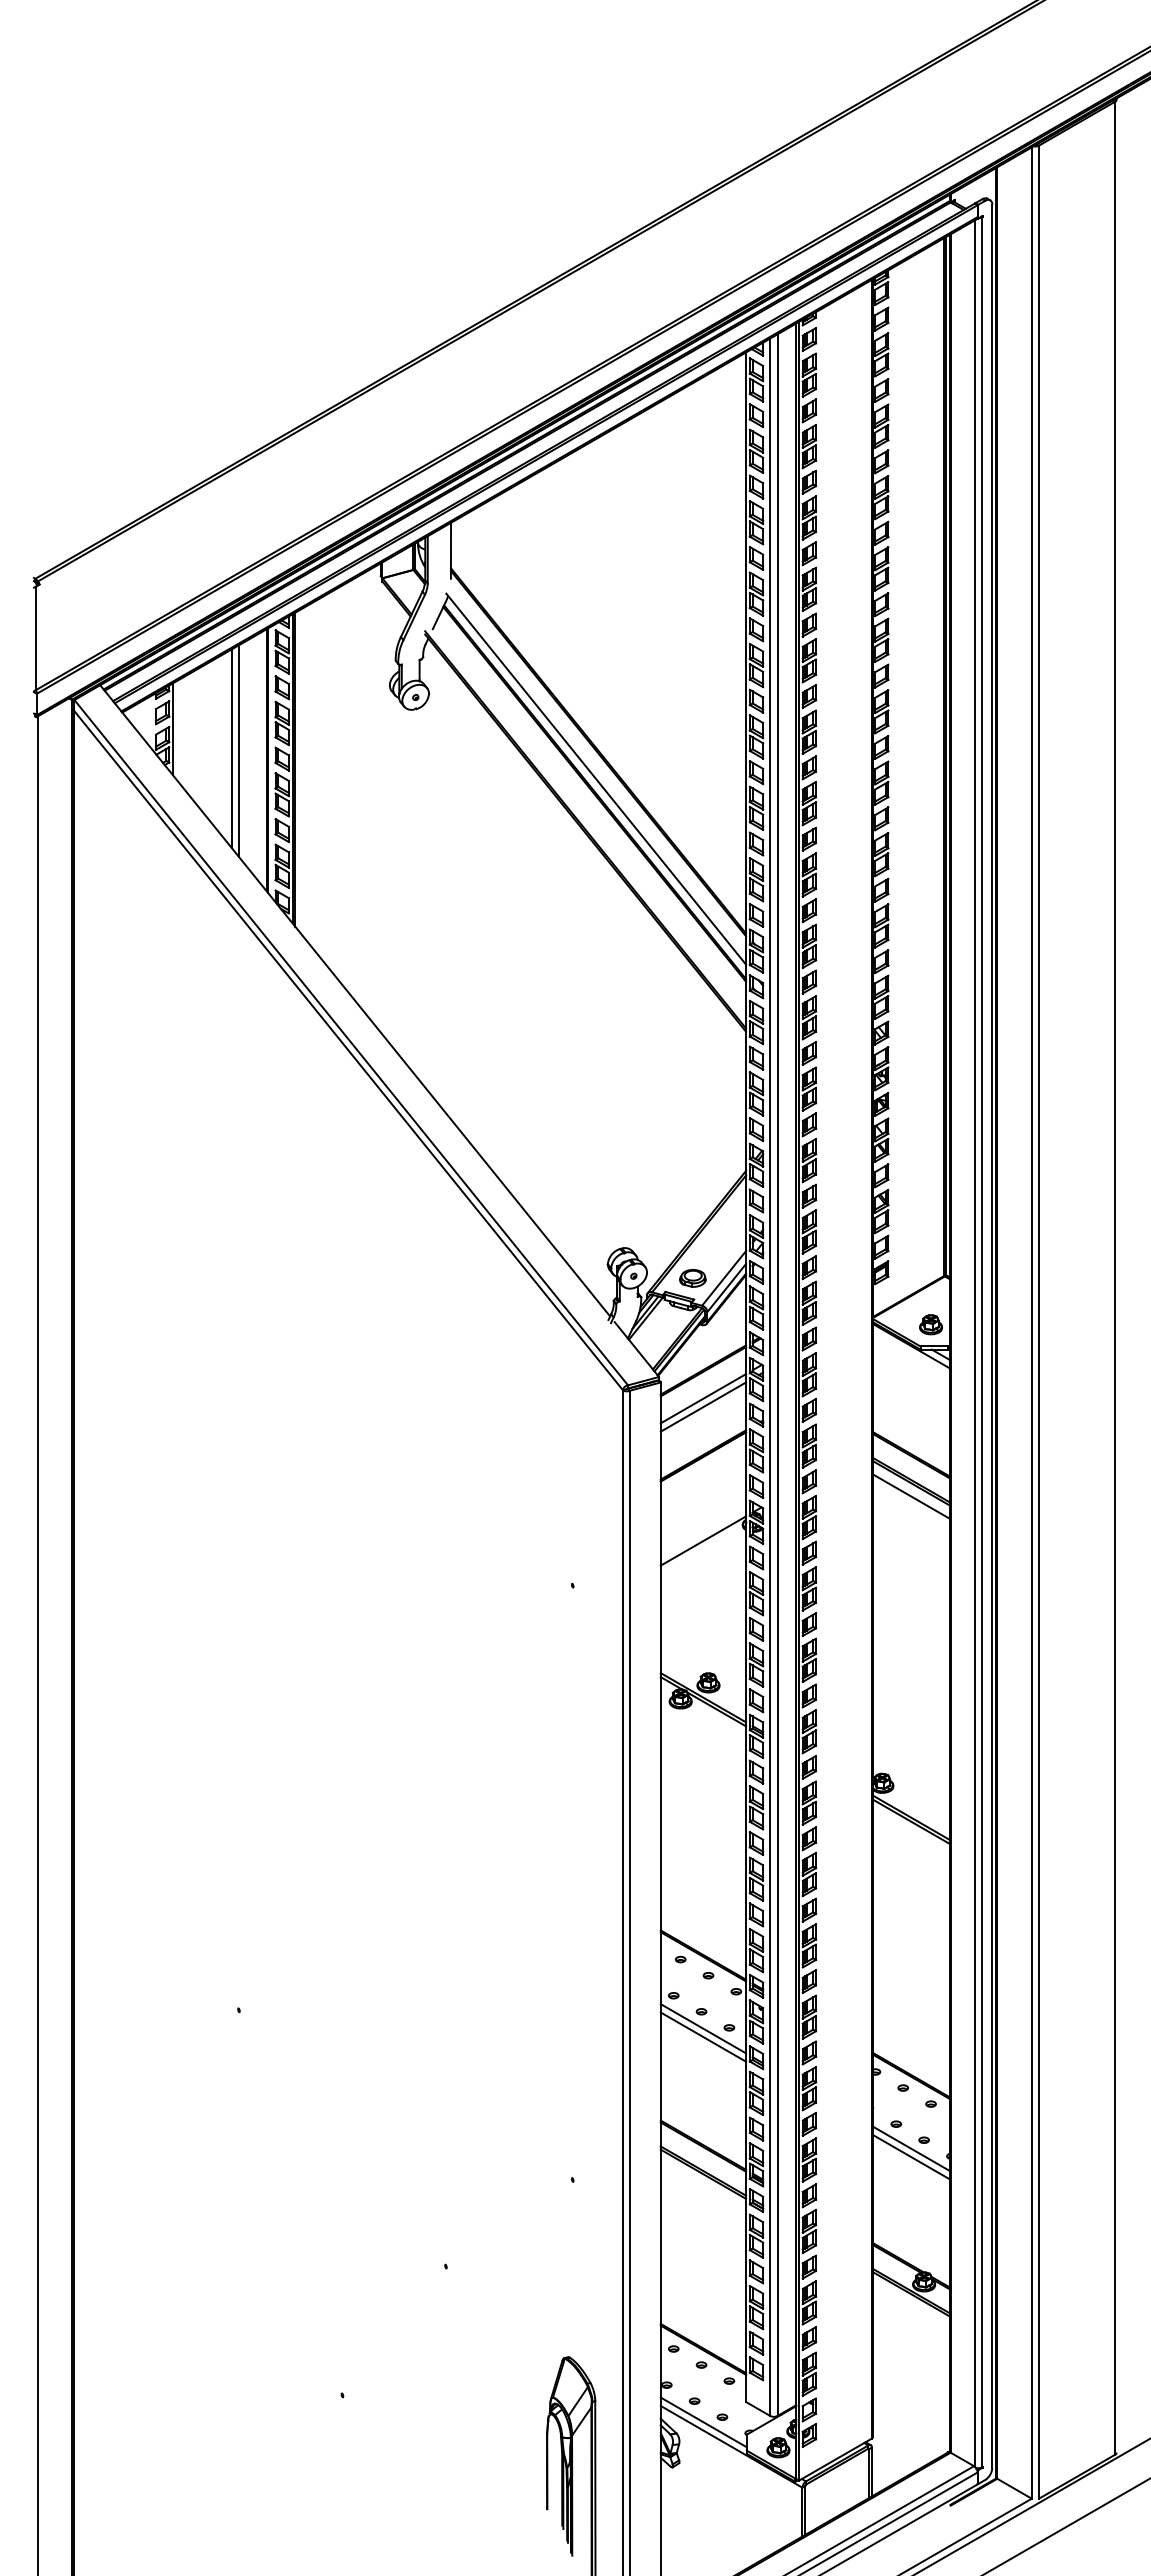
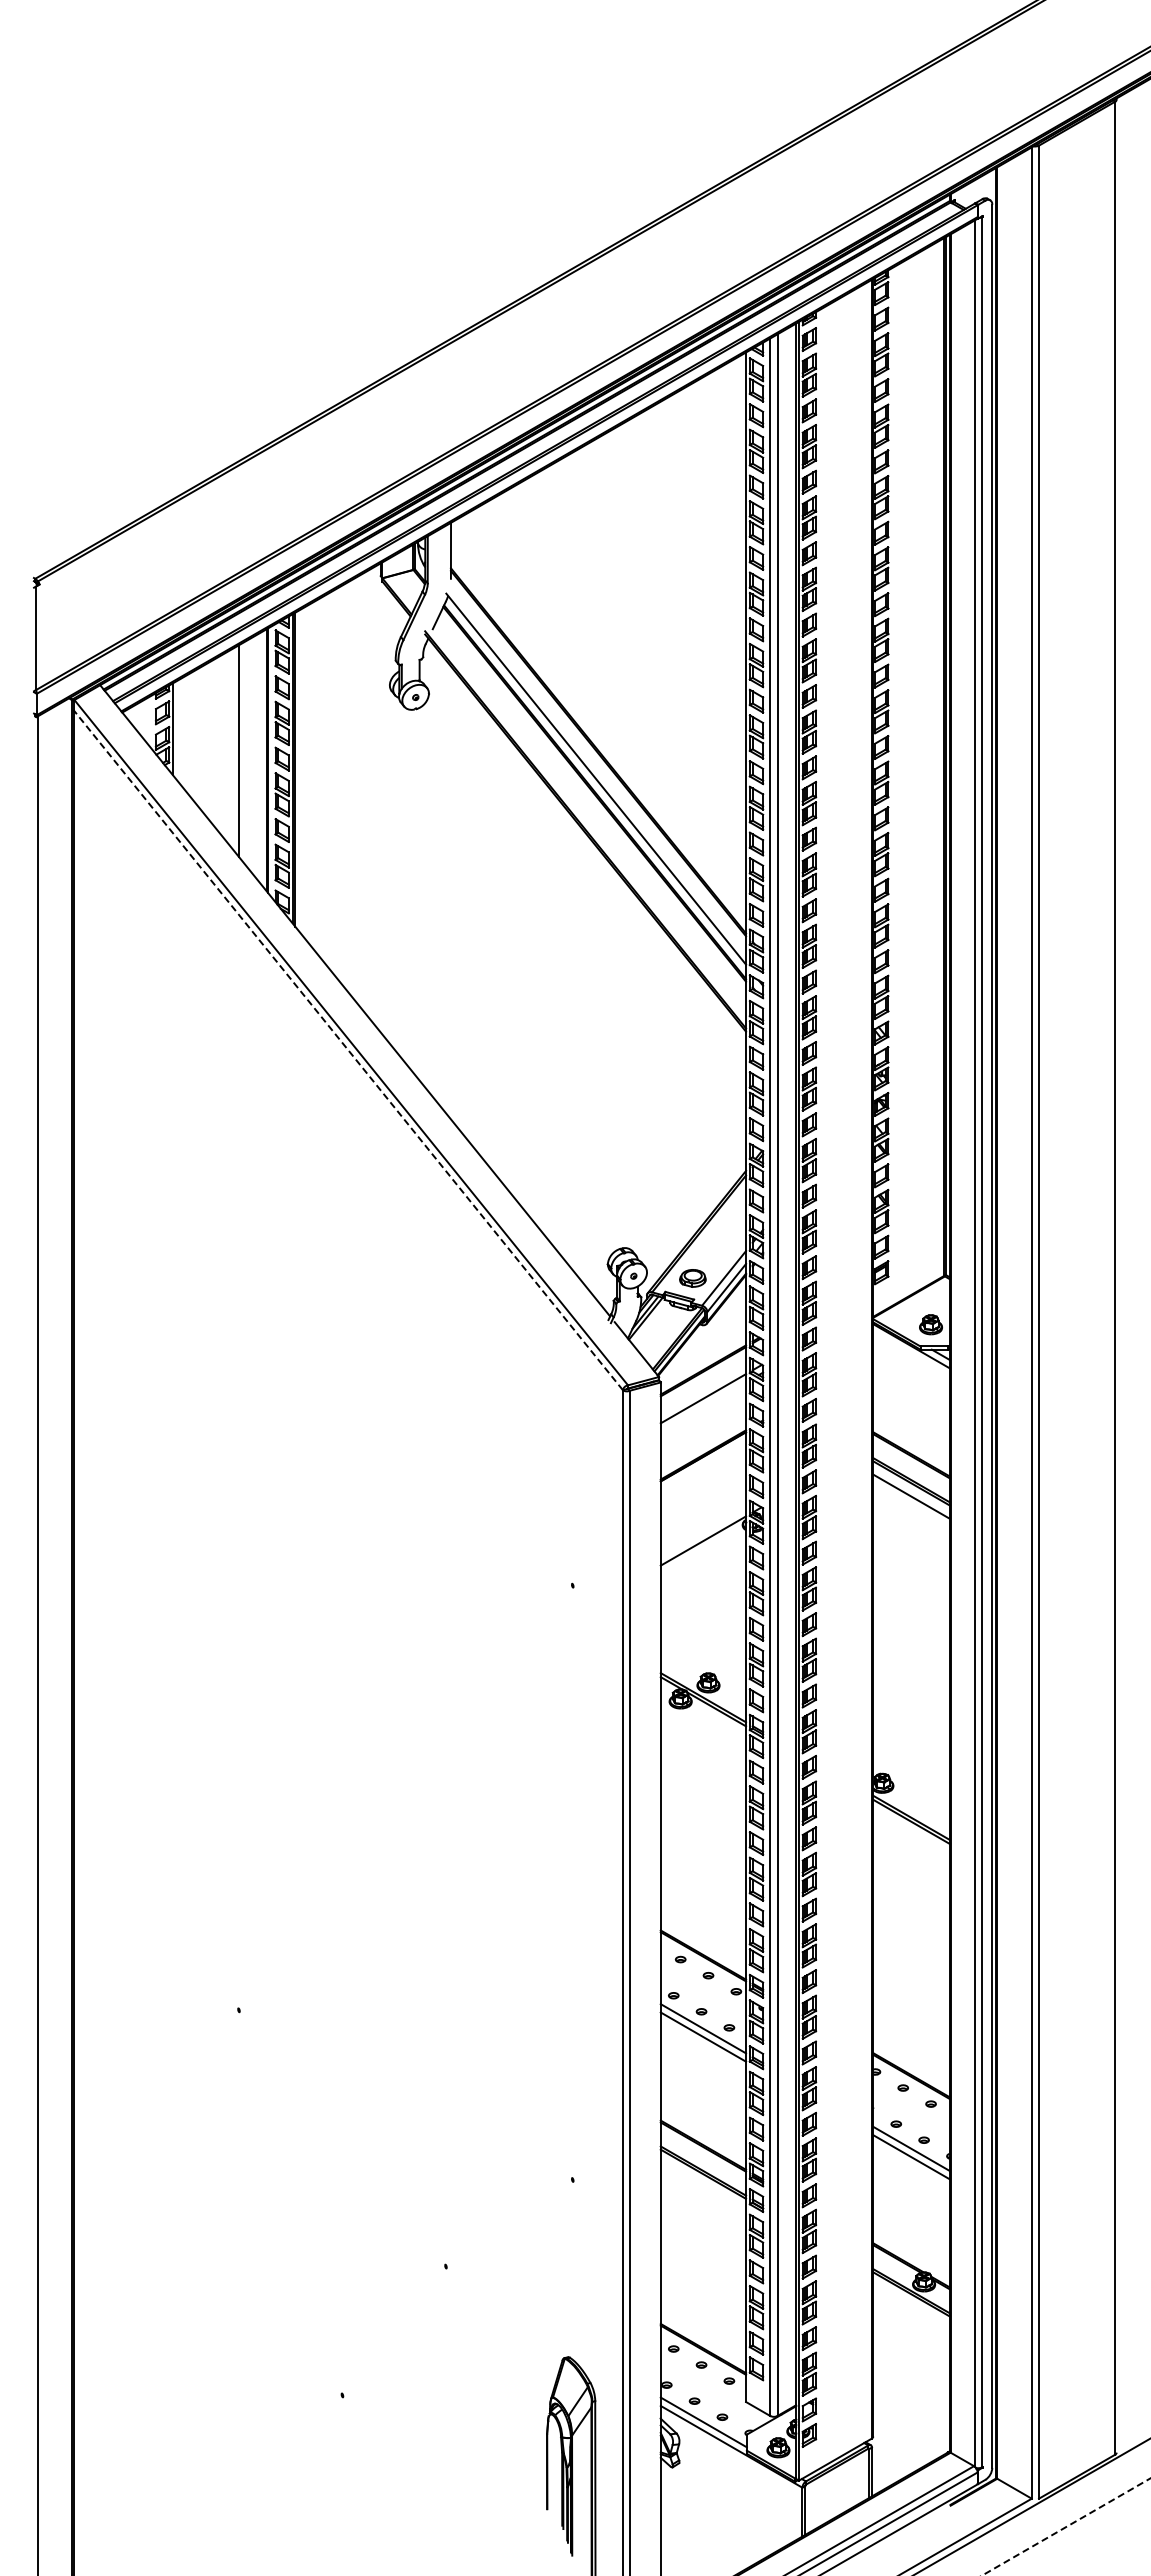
line: present -> none (231, 748)
line: solid -> dashed (347, 1049)
line: present -> none (703, 1406)
line: solid -> dashed (1066, 2526)
